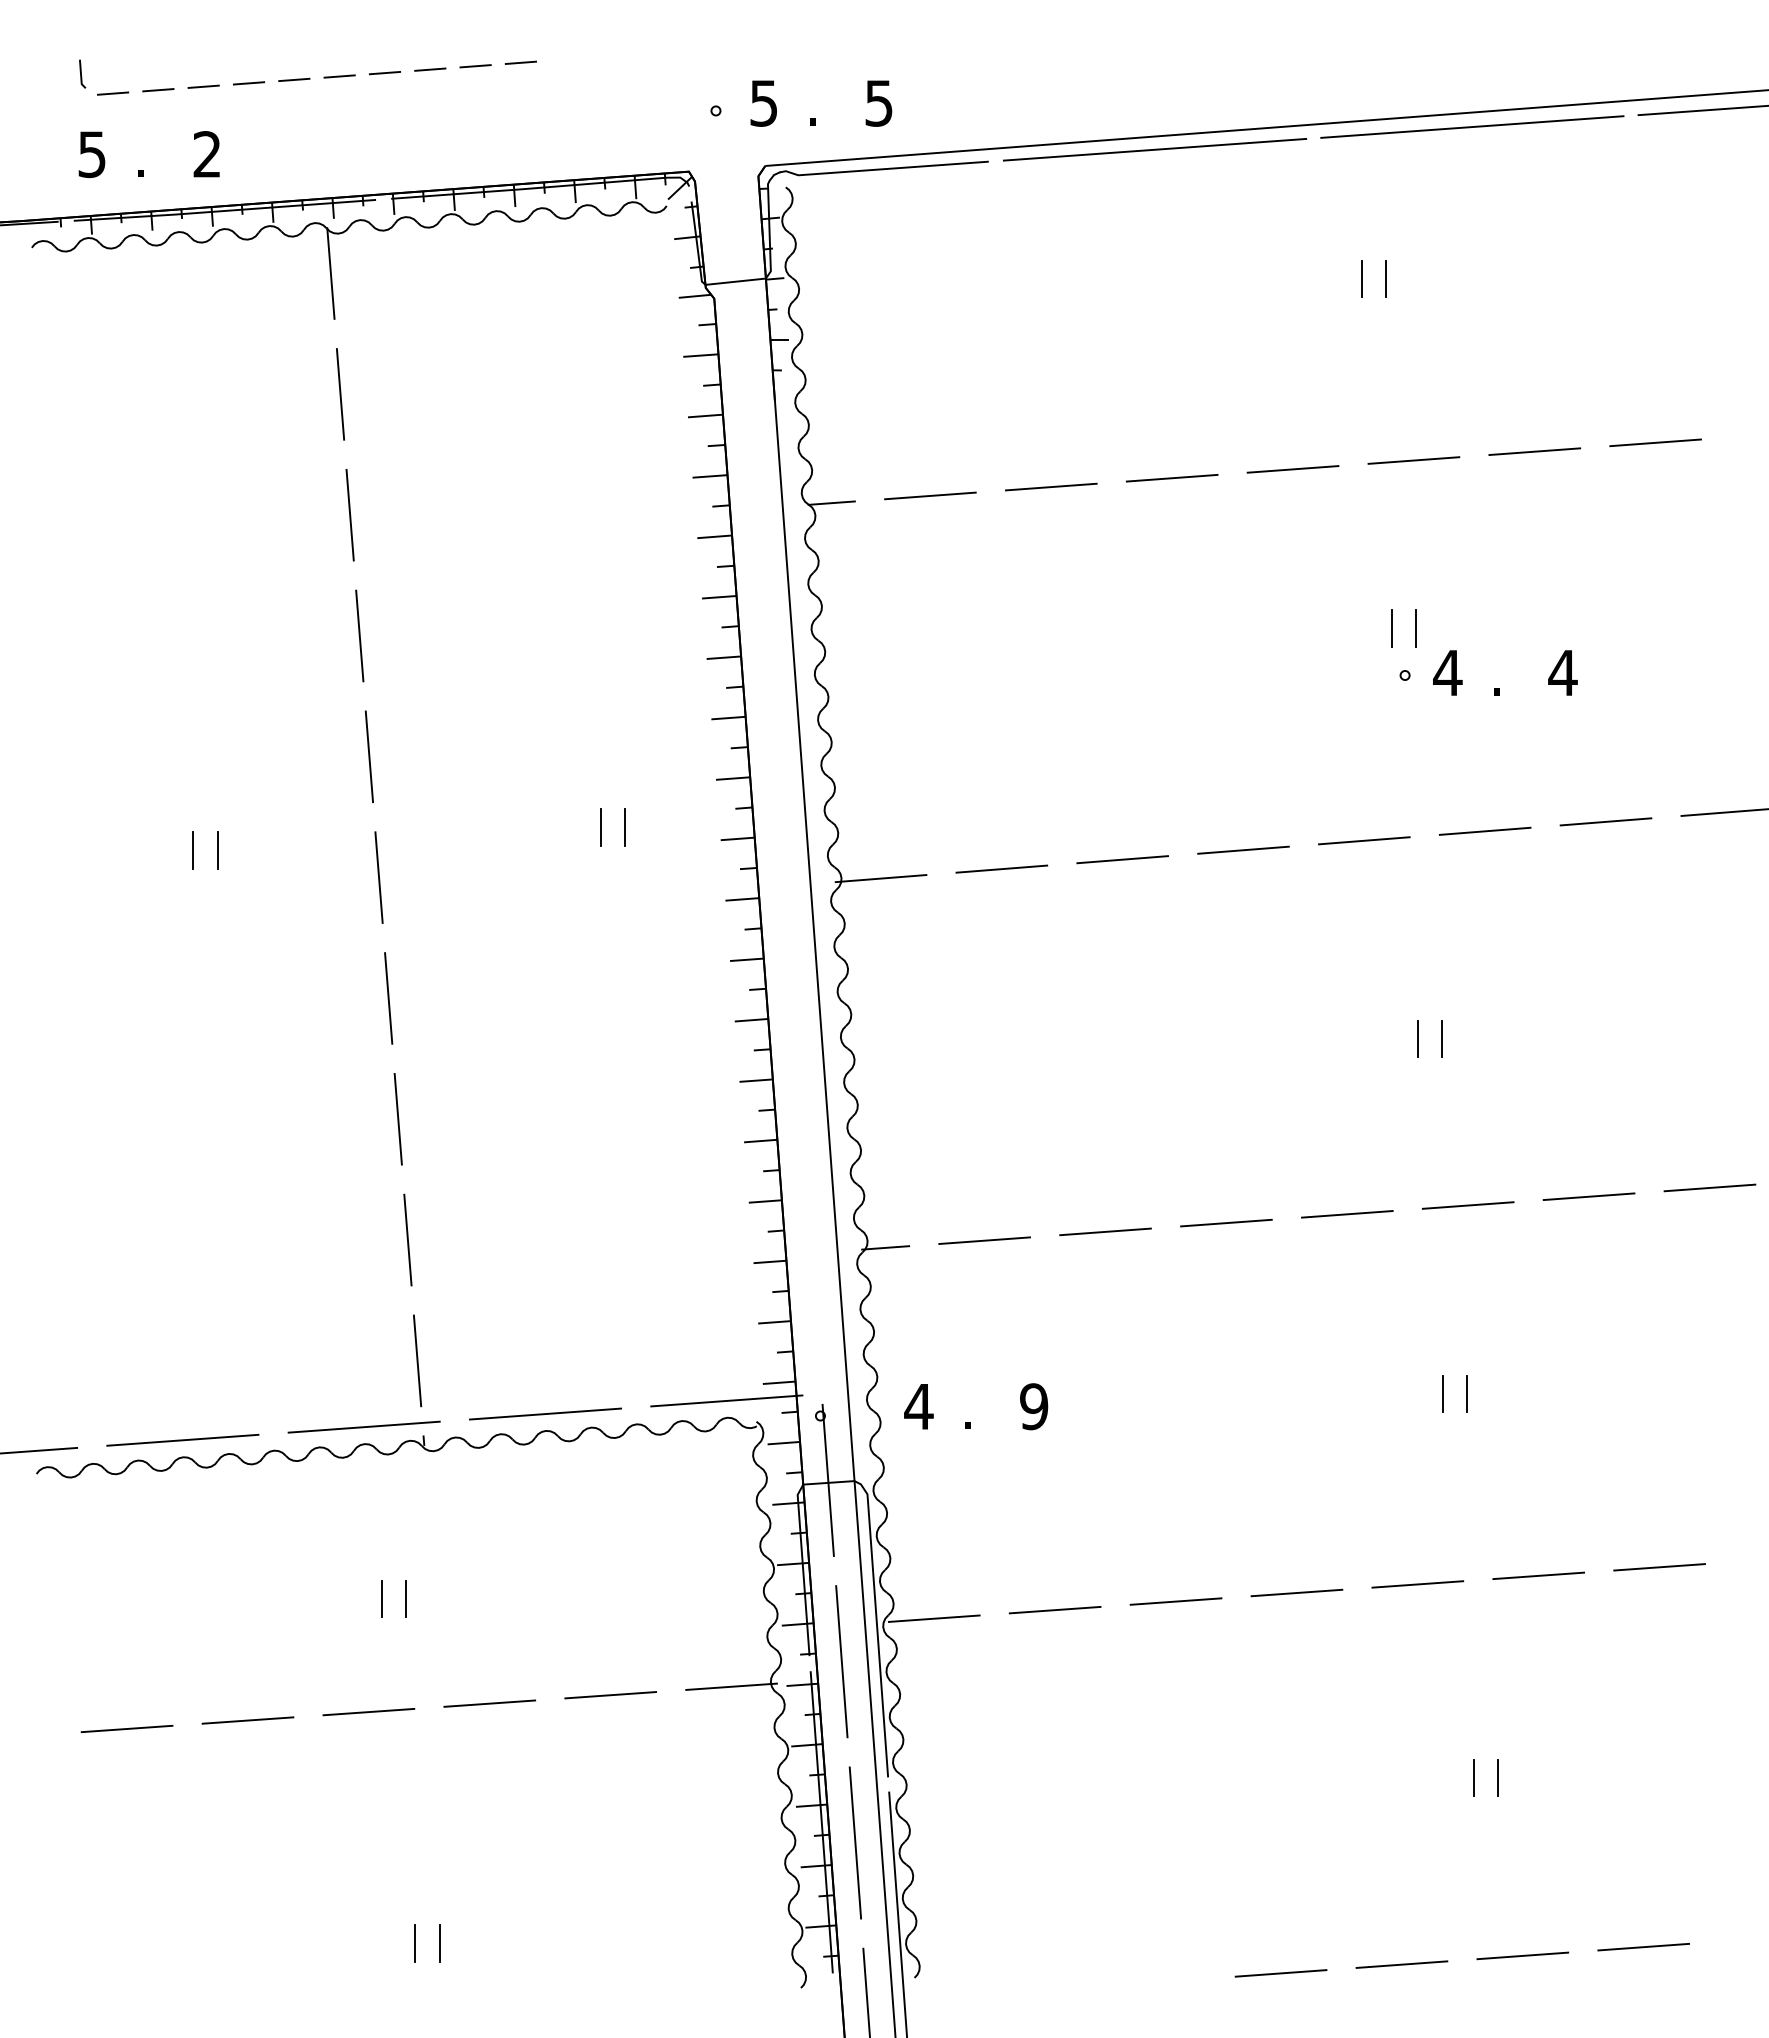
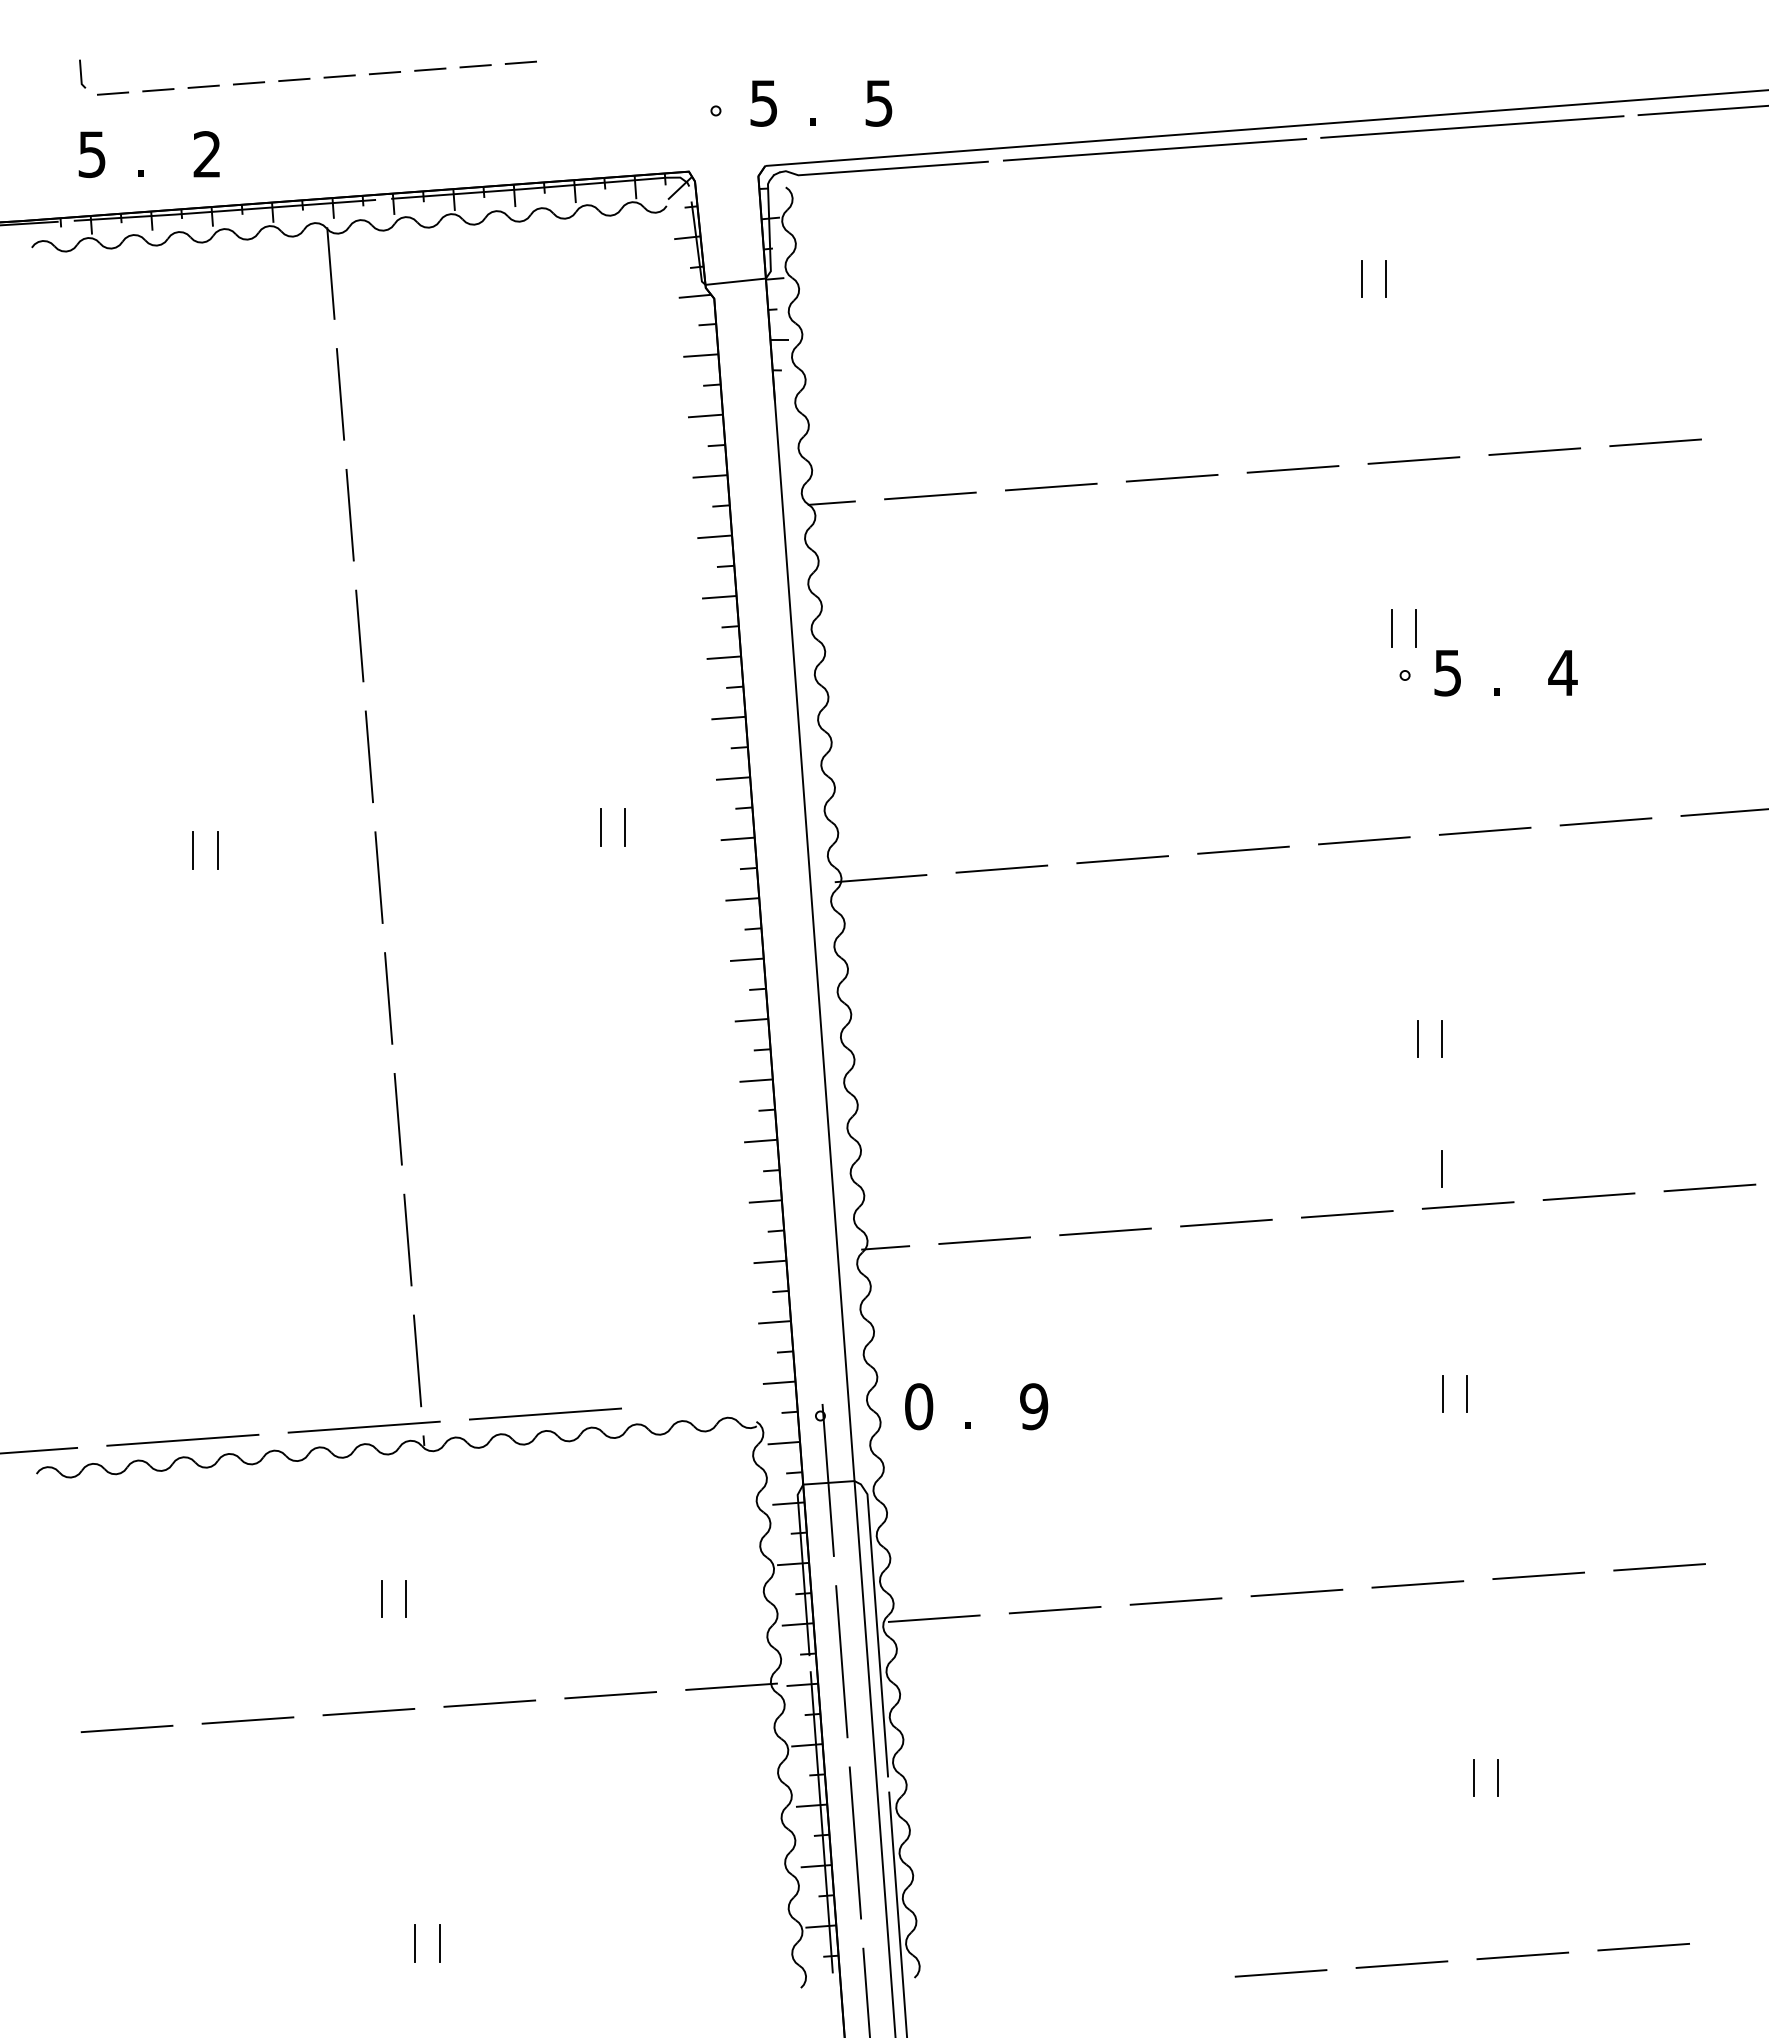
text: 4 -> 5 (1447, 673)
line: none -> present (1441, 1168)
line: present -> none (726, 1400)
text: 4 -> 0 (918, 1406)
